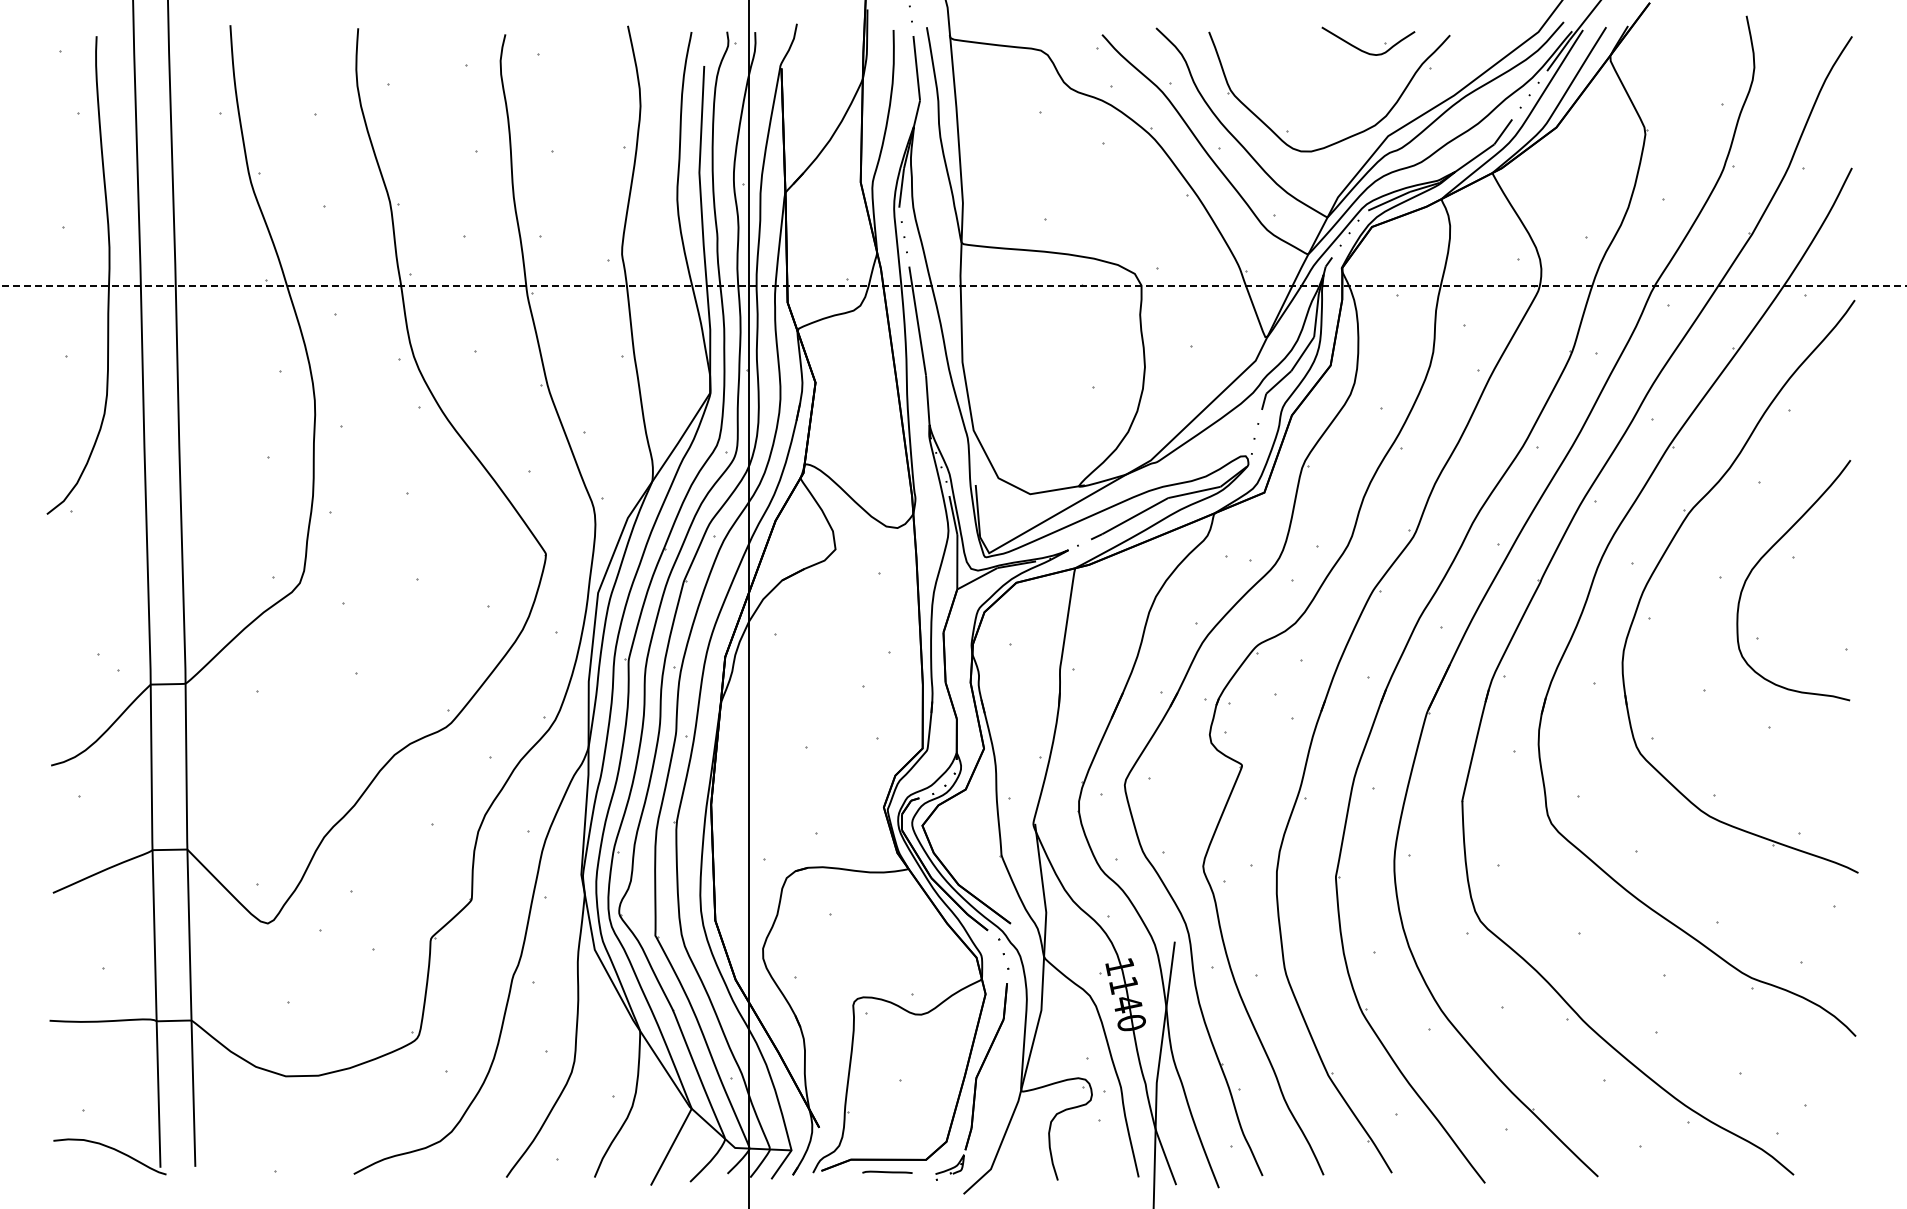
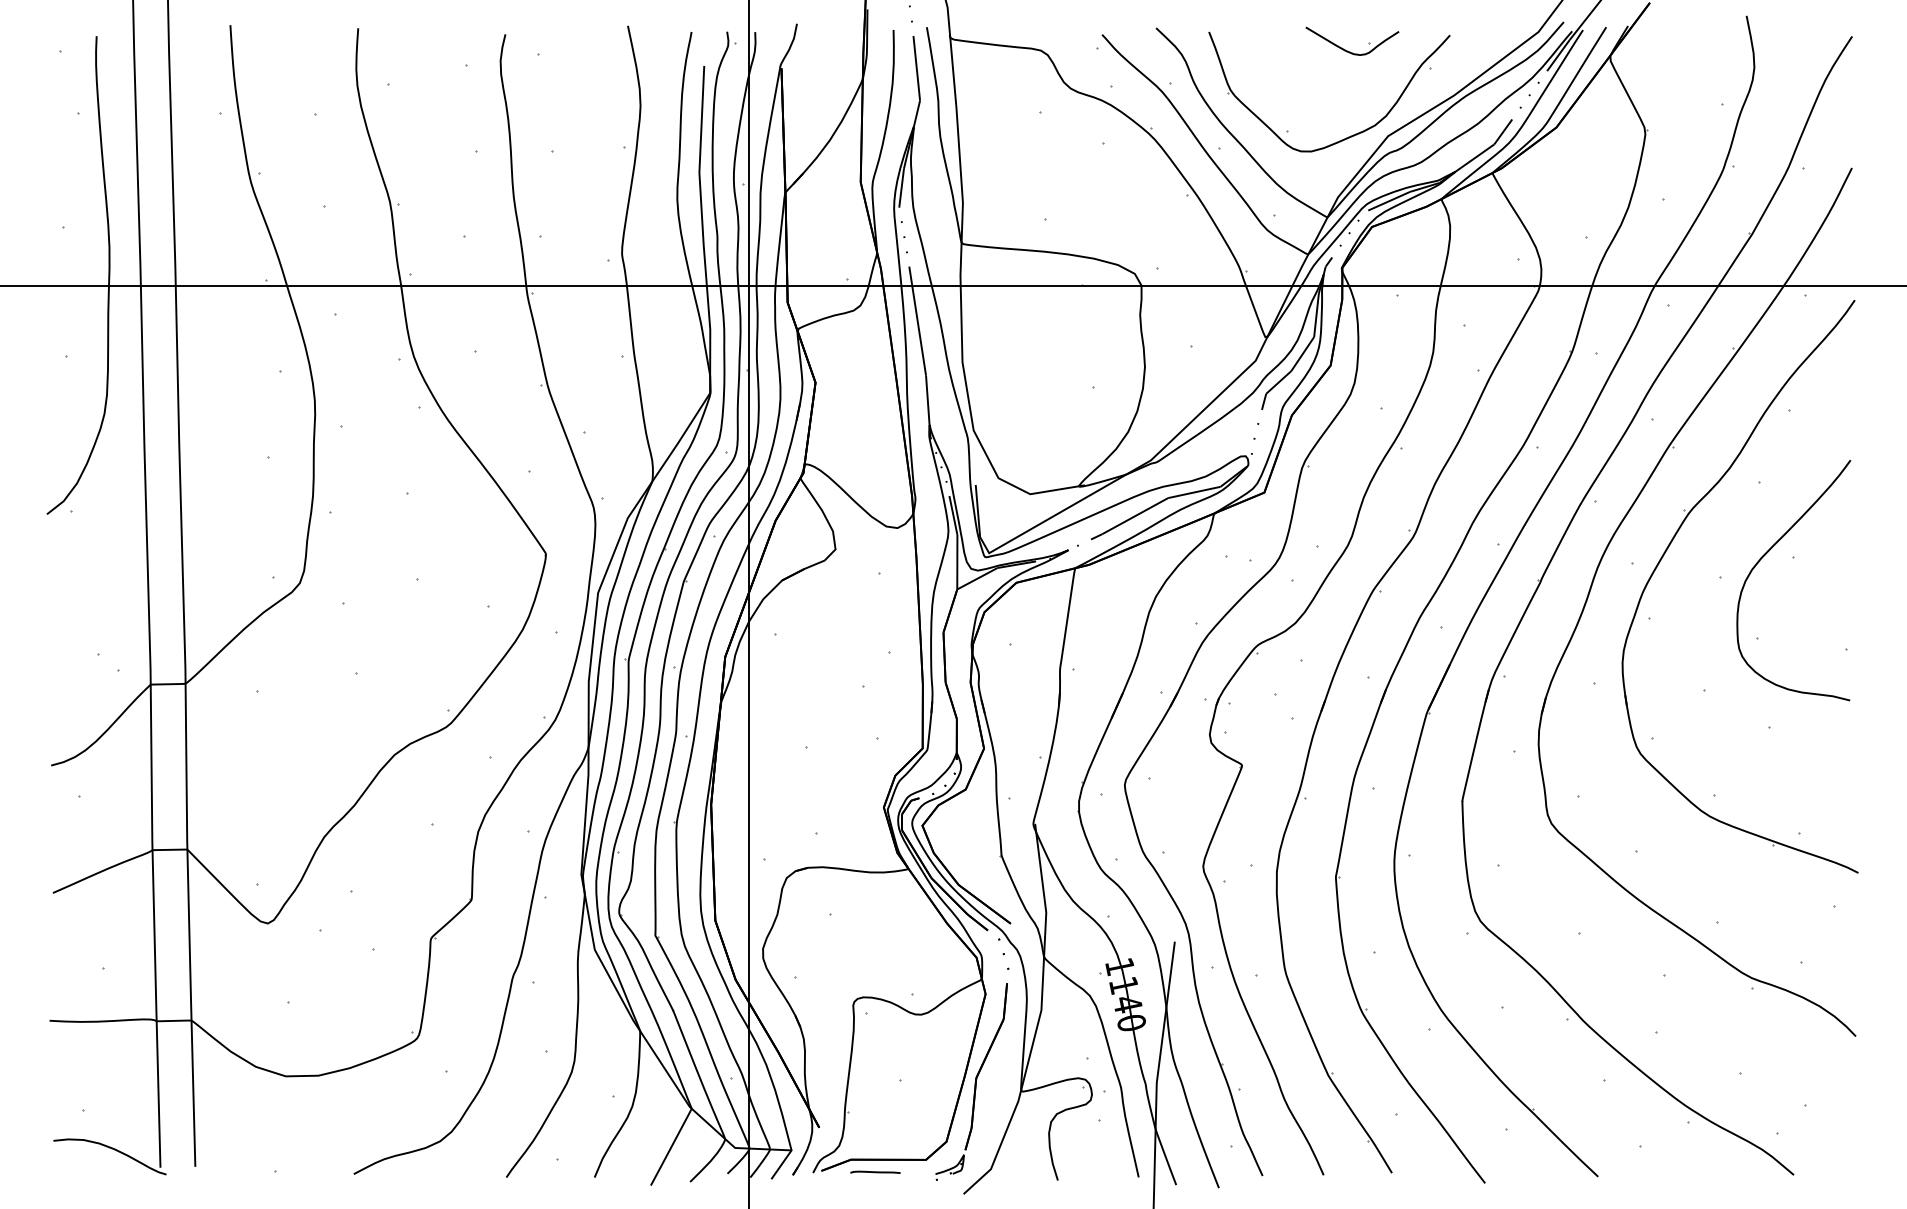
part position: (1363, 50) -> (1347, 50) (1347, 50)
line: dashed -> solid (953, 285)
line position: (887, 1171) -> (875, 1171) (875, 1171)
